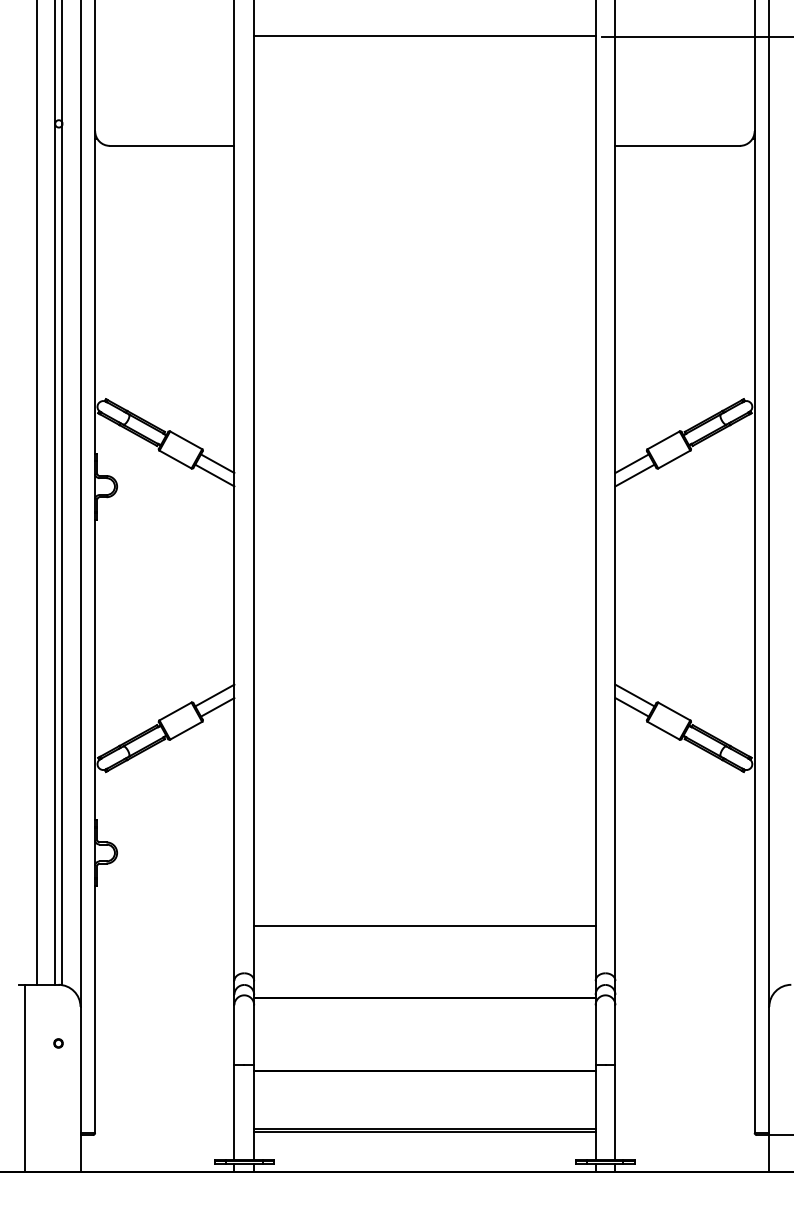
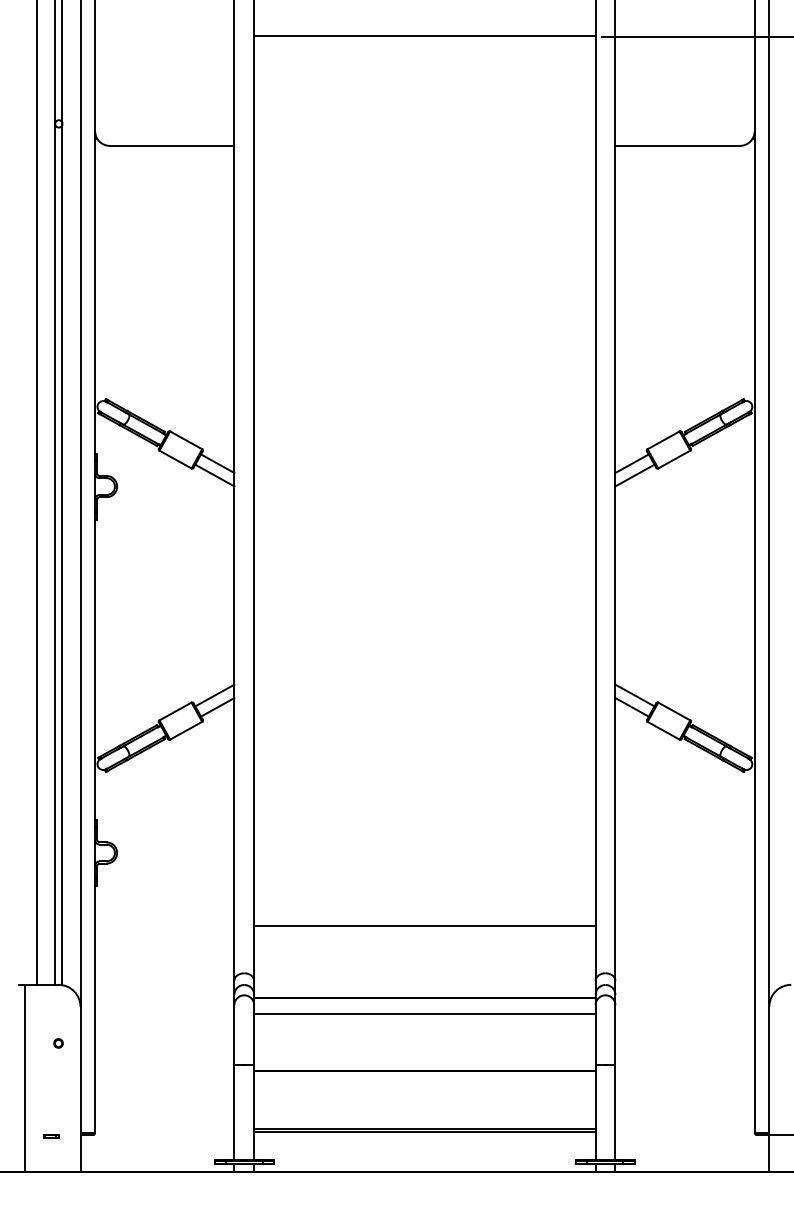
line: none -> present (424, 1013)
part: none -> present (51, 1136)
